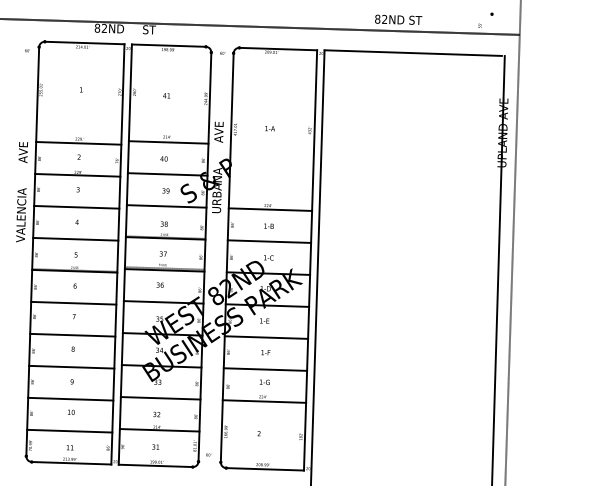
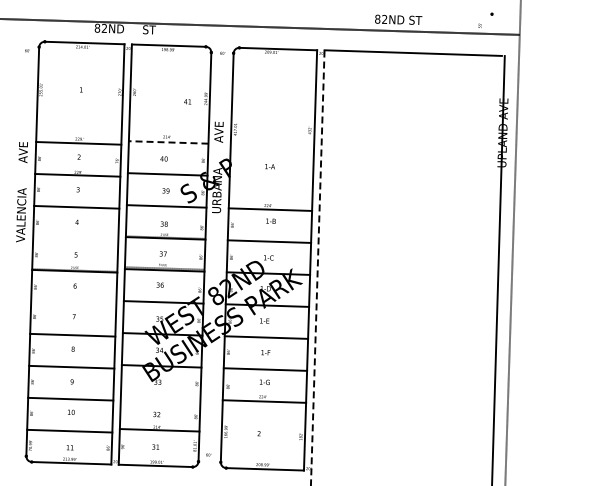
text position: (166, 95) -> (187, 101) (187, 101)
text position: (269, 128) -> (269, 166) (269, 166)
line: solid -> dashed (168, 142)
text position: (268, 225) -> (270, 220) (270, 220)
line: present -> none (75, 238)
line: solid -> dashed (317, 268)
line: present -> none (73, 302)
line: present -> none (160, 398)
